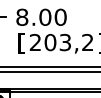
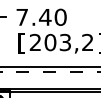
text: 8.00 -> 7.40 (33, 16)
line: solid -> dashed (50, 72)
